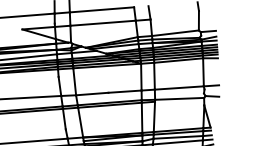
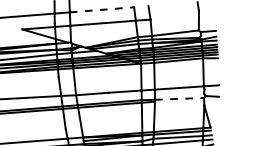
line: solid -> dashed (102, 9)
line: solid -> dashed (179, 98)
